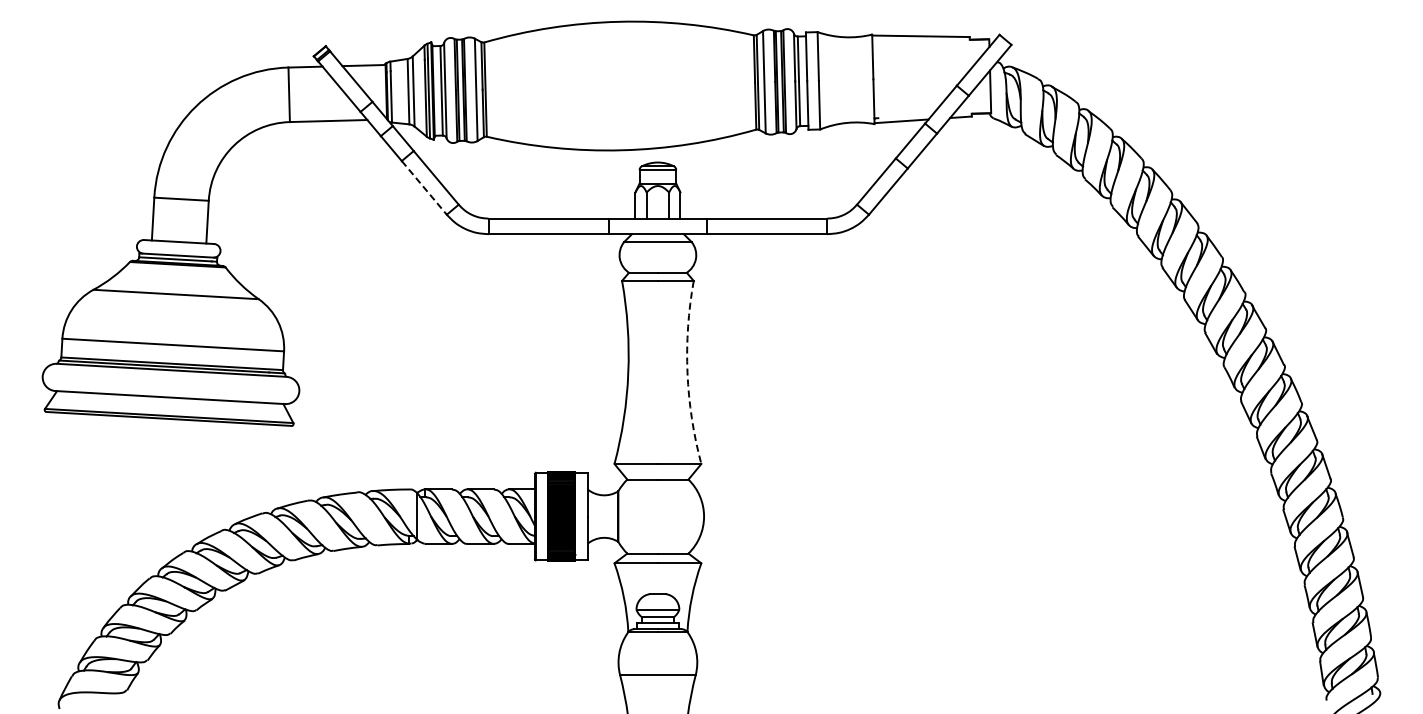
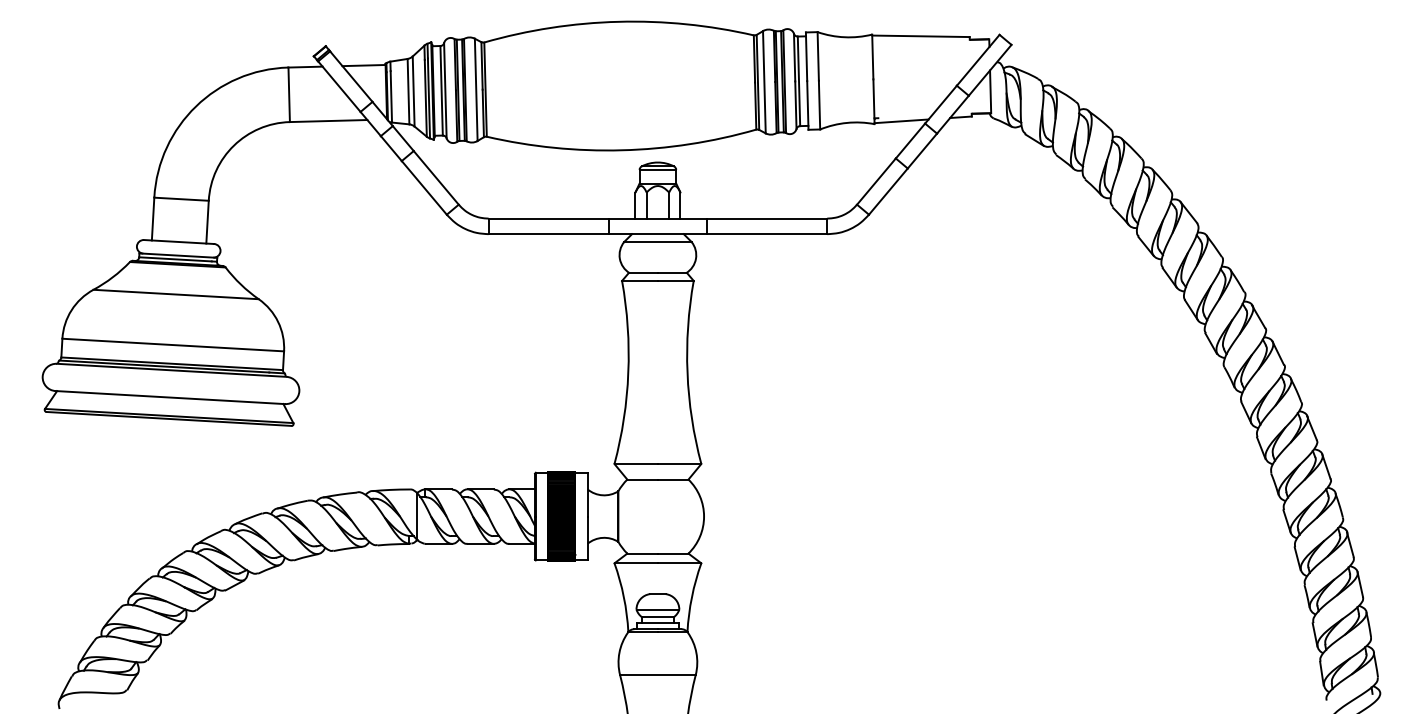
line: dashed -> solid (424, 188)
arc: dashed -> solid (687, 372)
